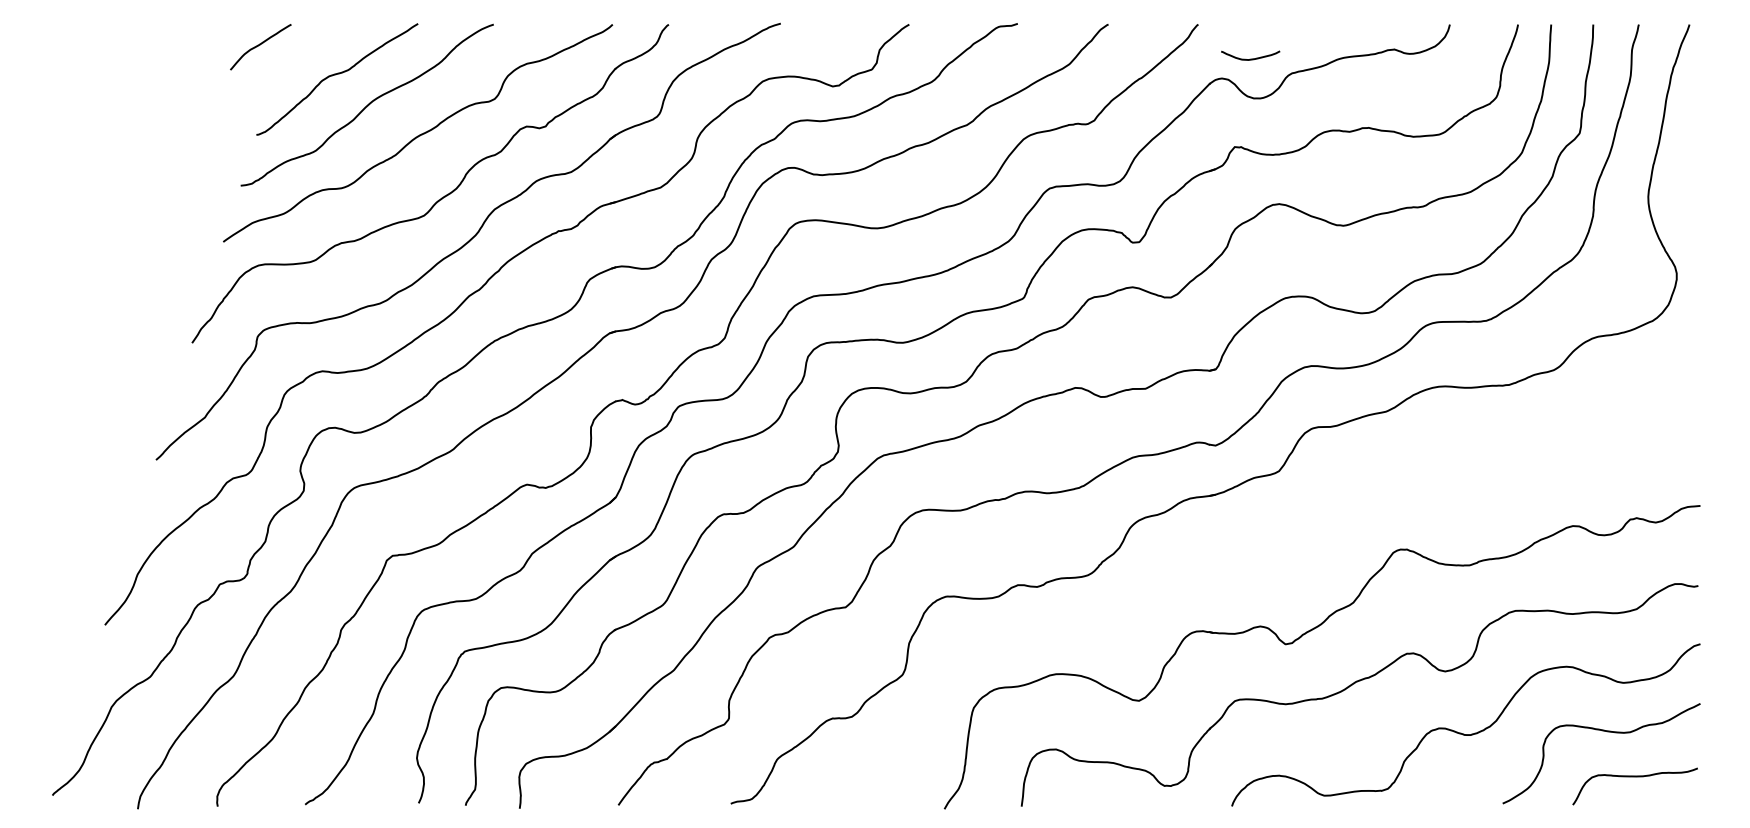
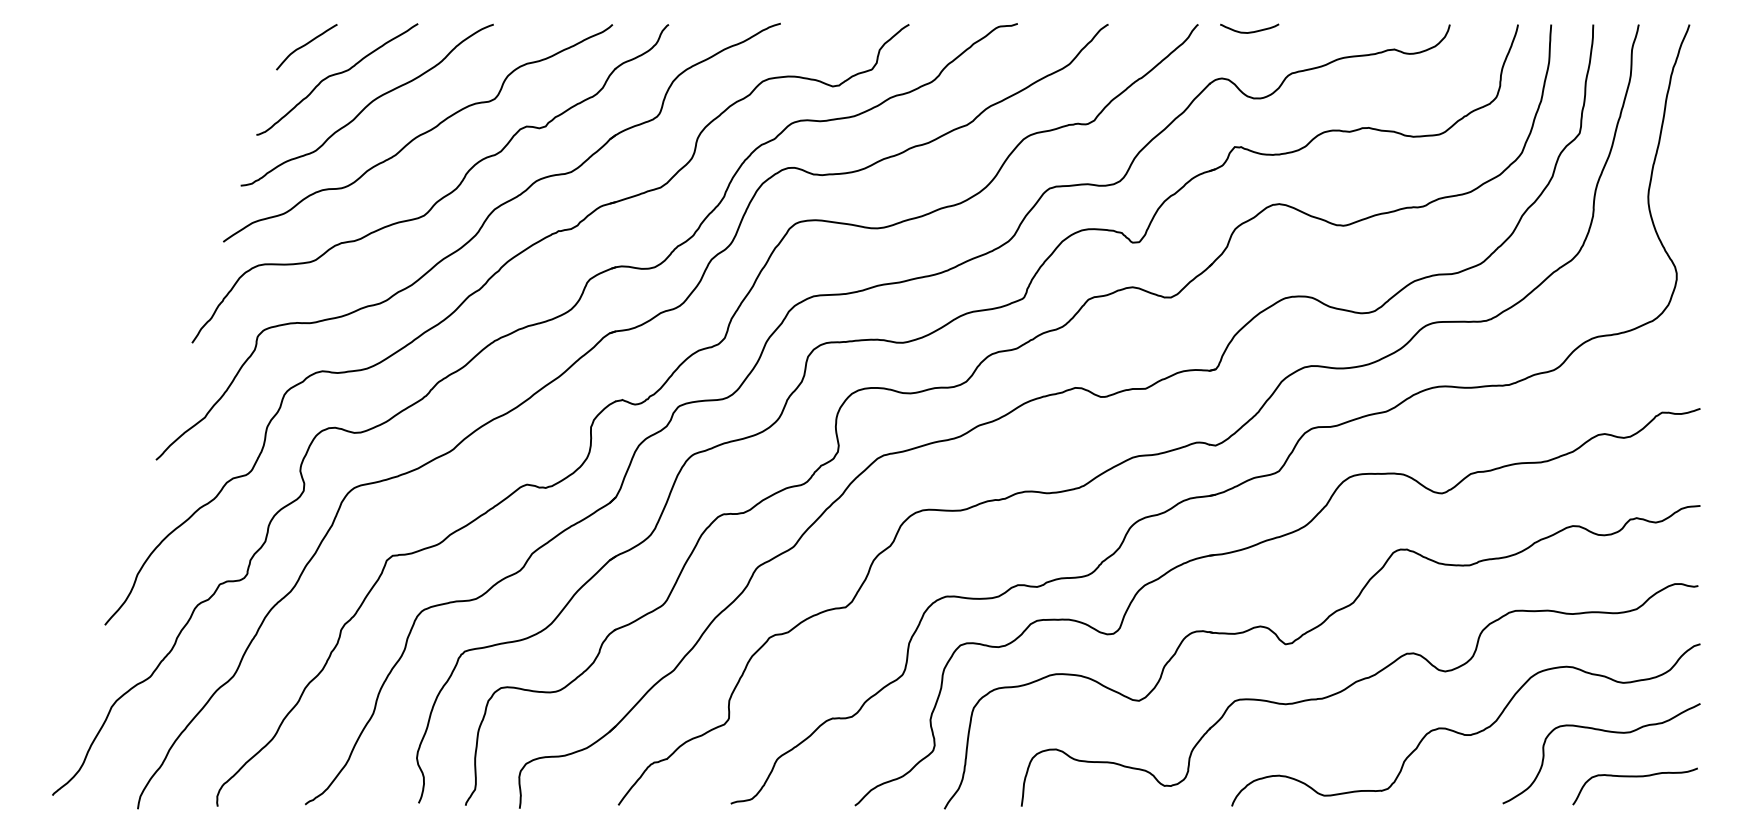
curve position: (260, 45) -> (306, 45) (306, 45)
curve position: (1250, 58) -> (1249, 31) (1249, 31)
part: none -> present (1252, 547)
